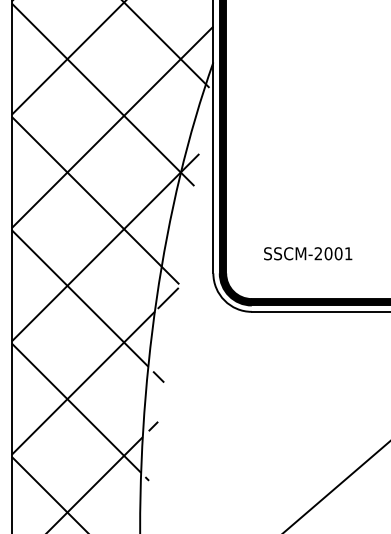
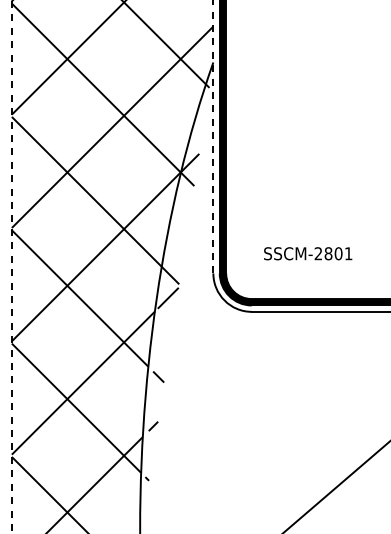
line: solid -> dashed (213, 136)
text: SSCM-2001 -> SSCM-2801 (328, 253)
line: solid -> dashed (11, 267)
